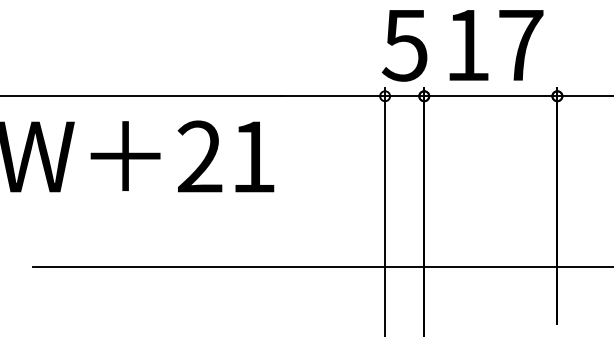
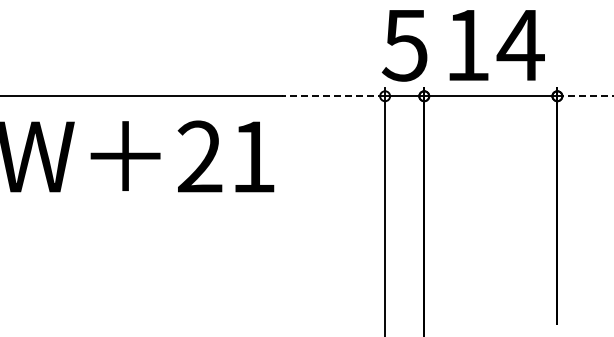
text: 17 -> 14 (520, 45)
line: solid -> dashed (333, 96)
line: solid -> dashed (585, 96)
line: present -> none (321, 266)
